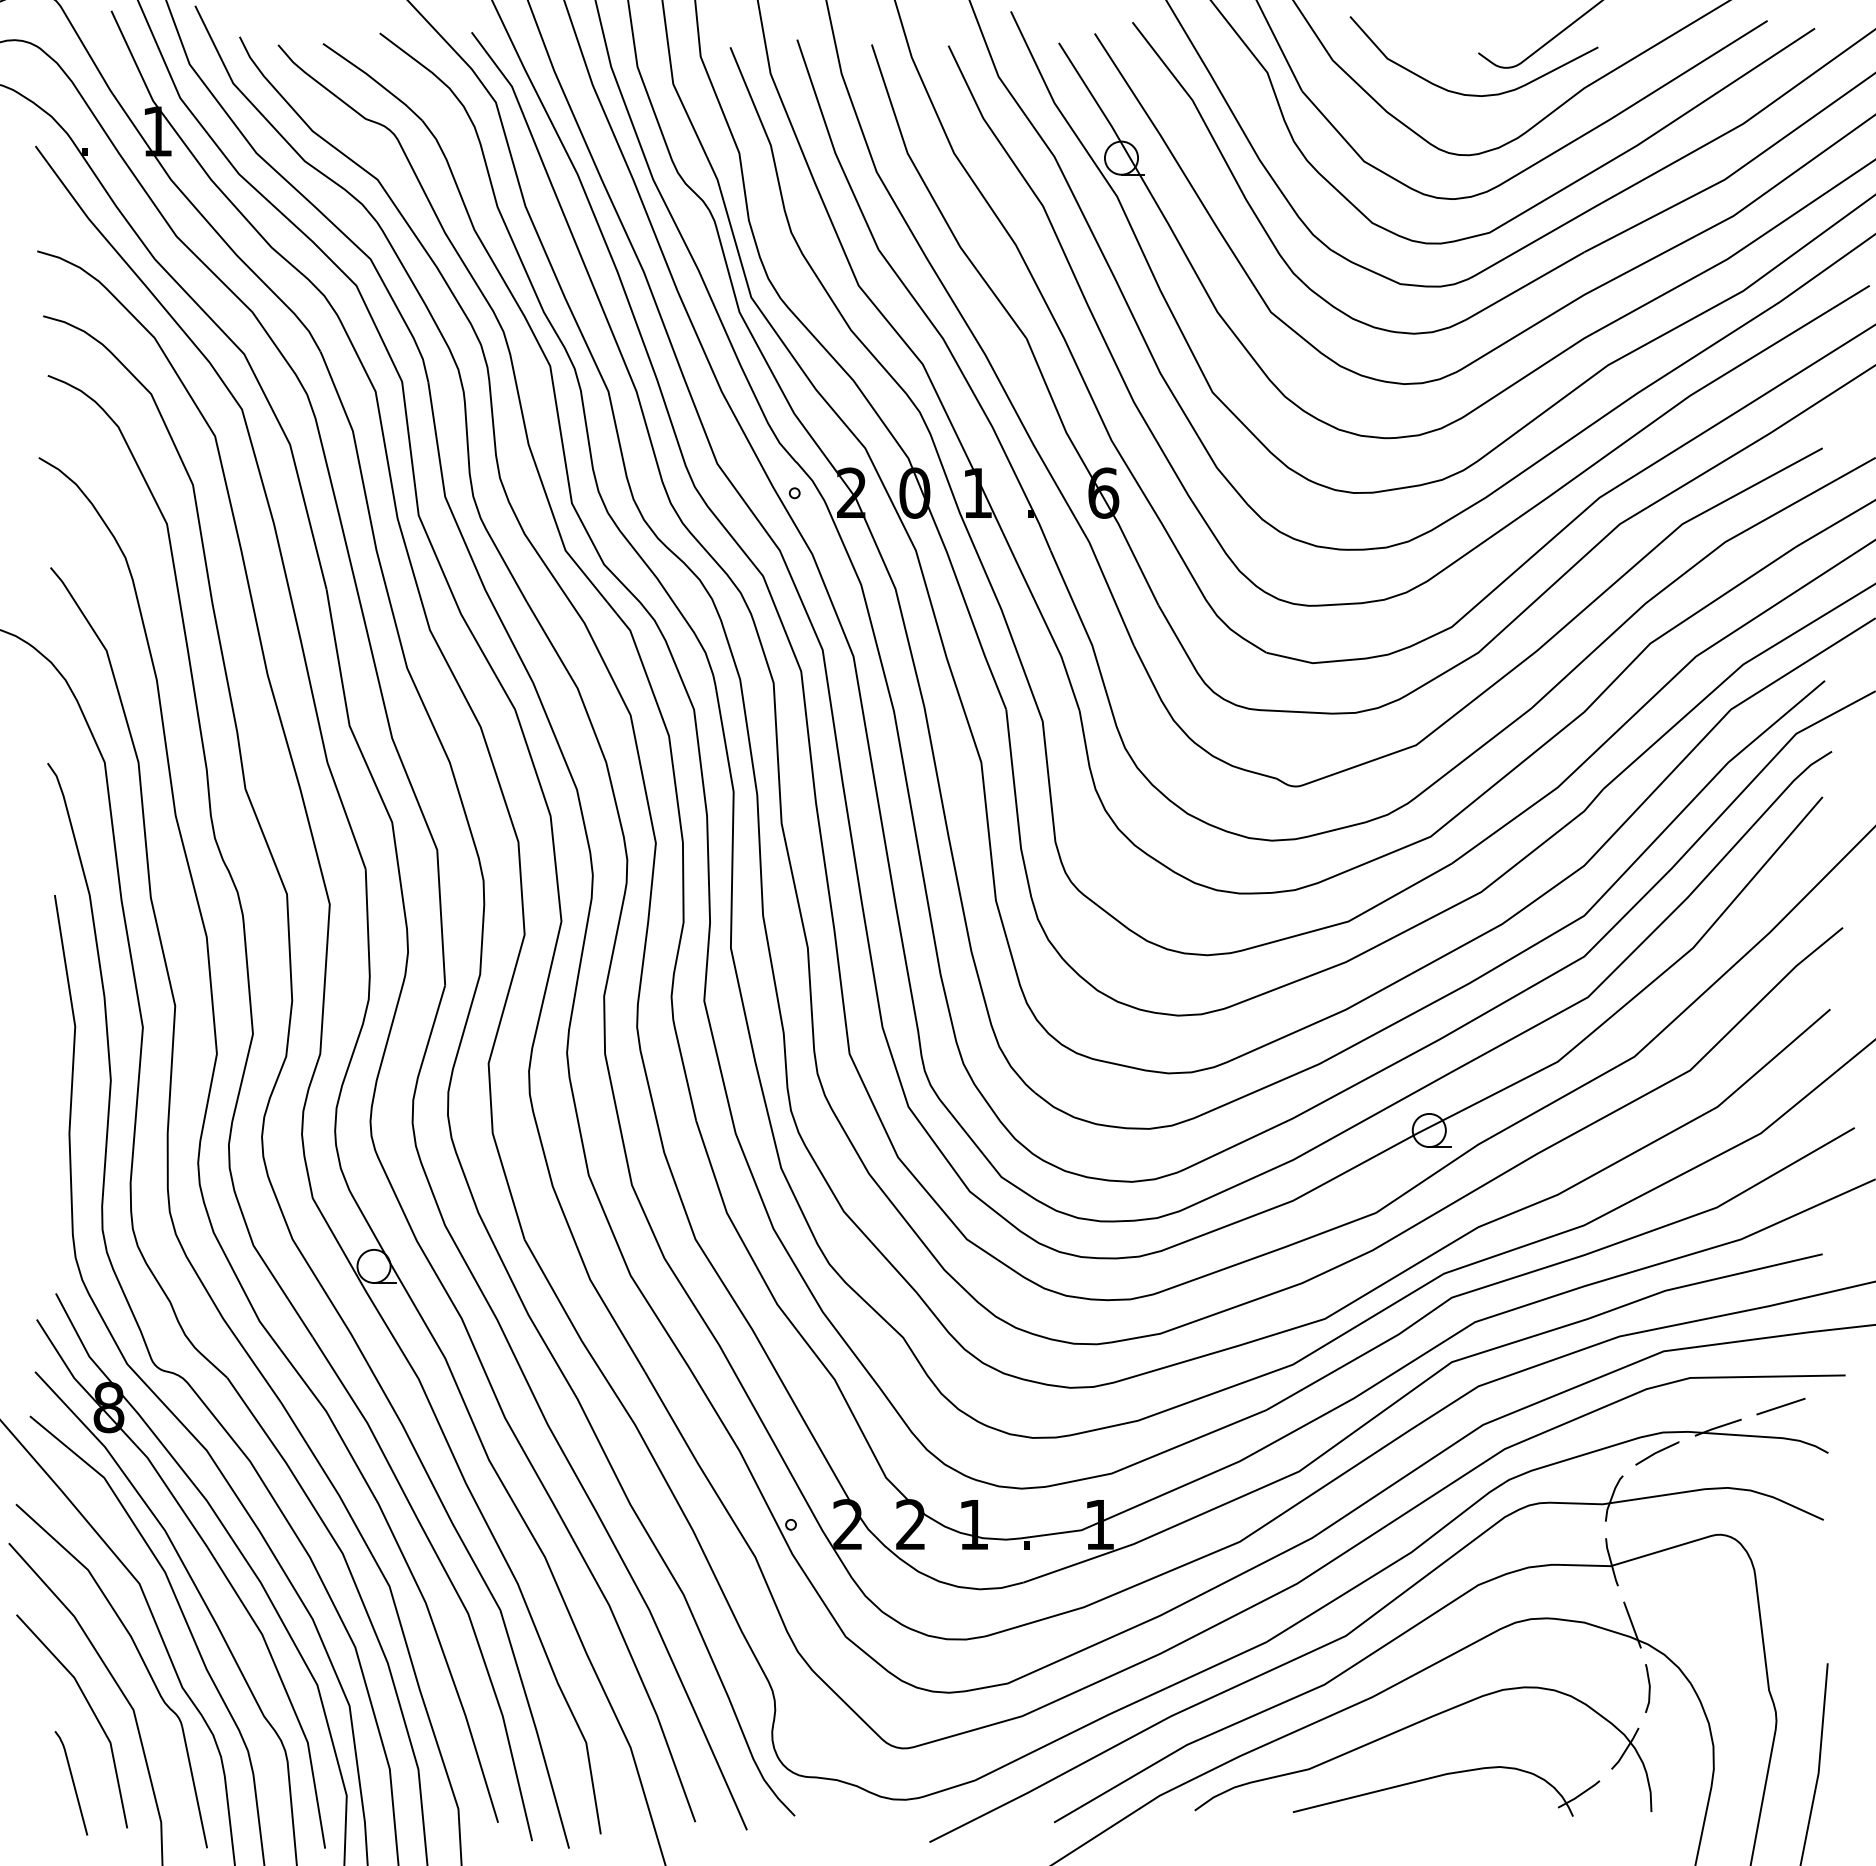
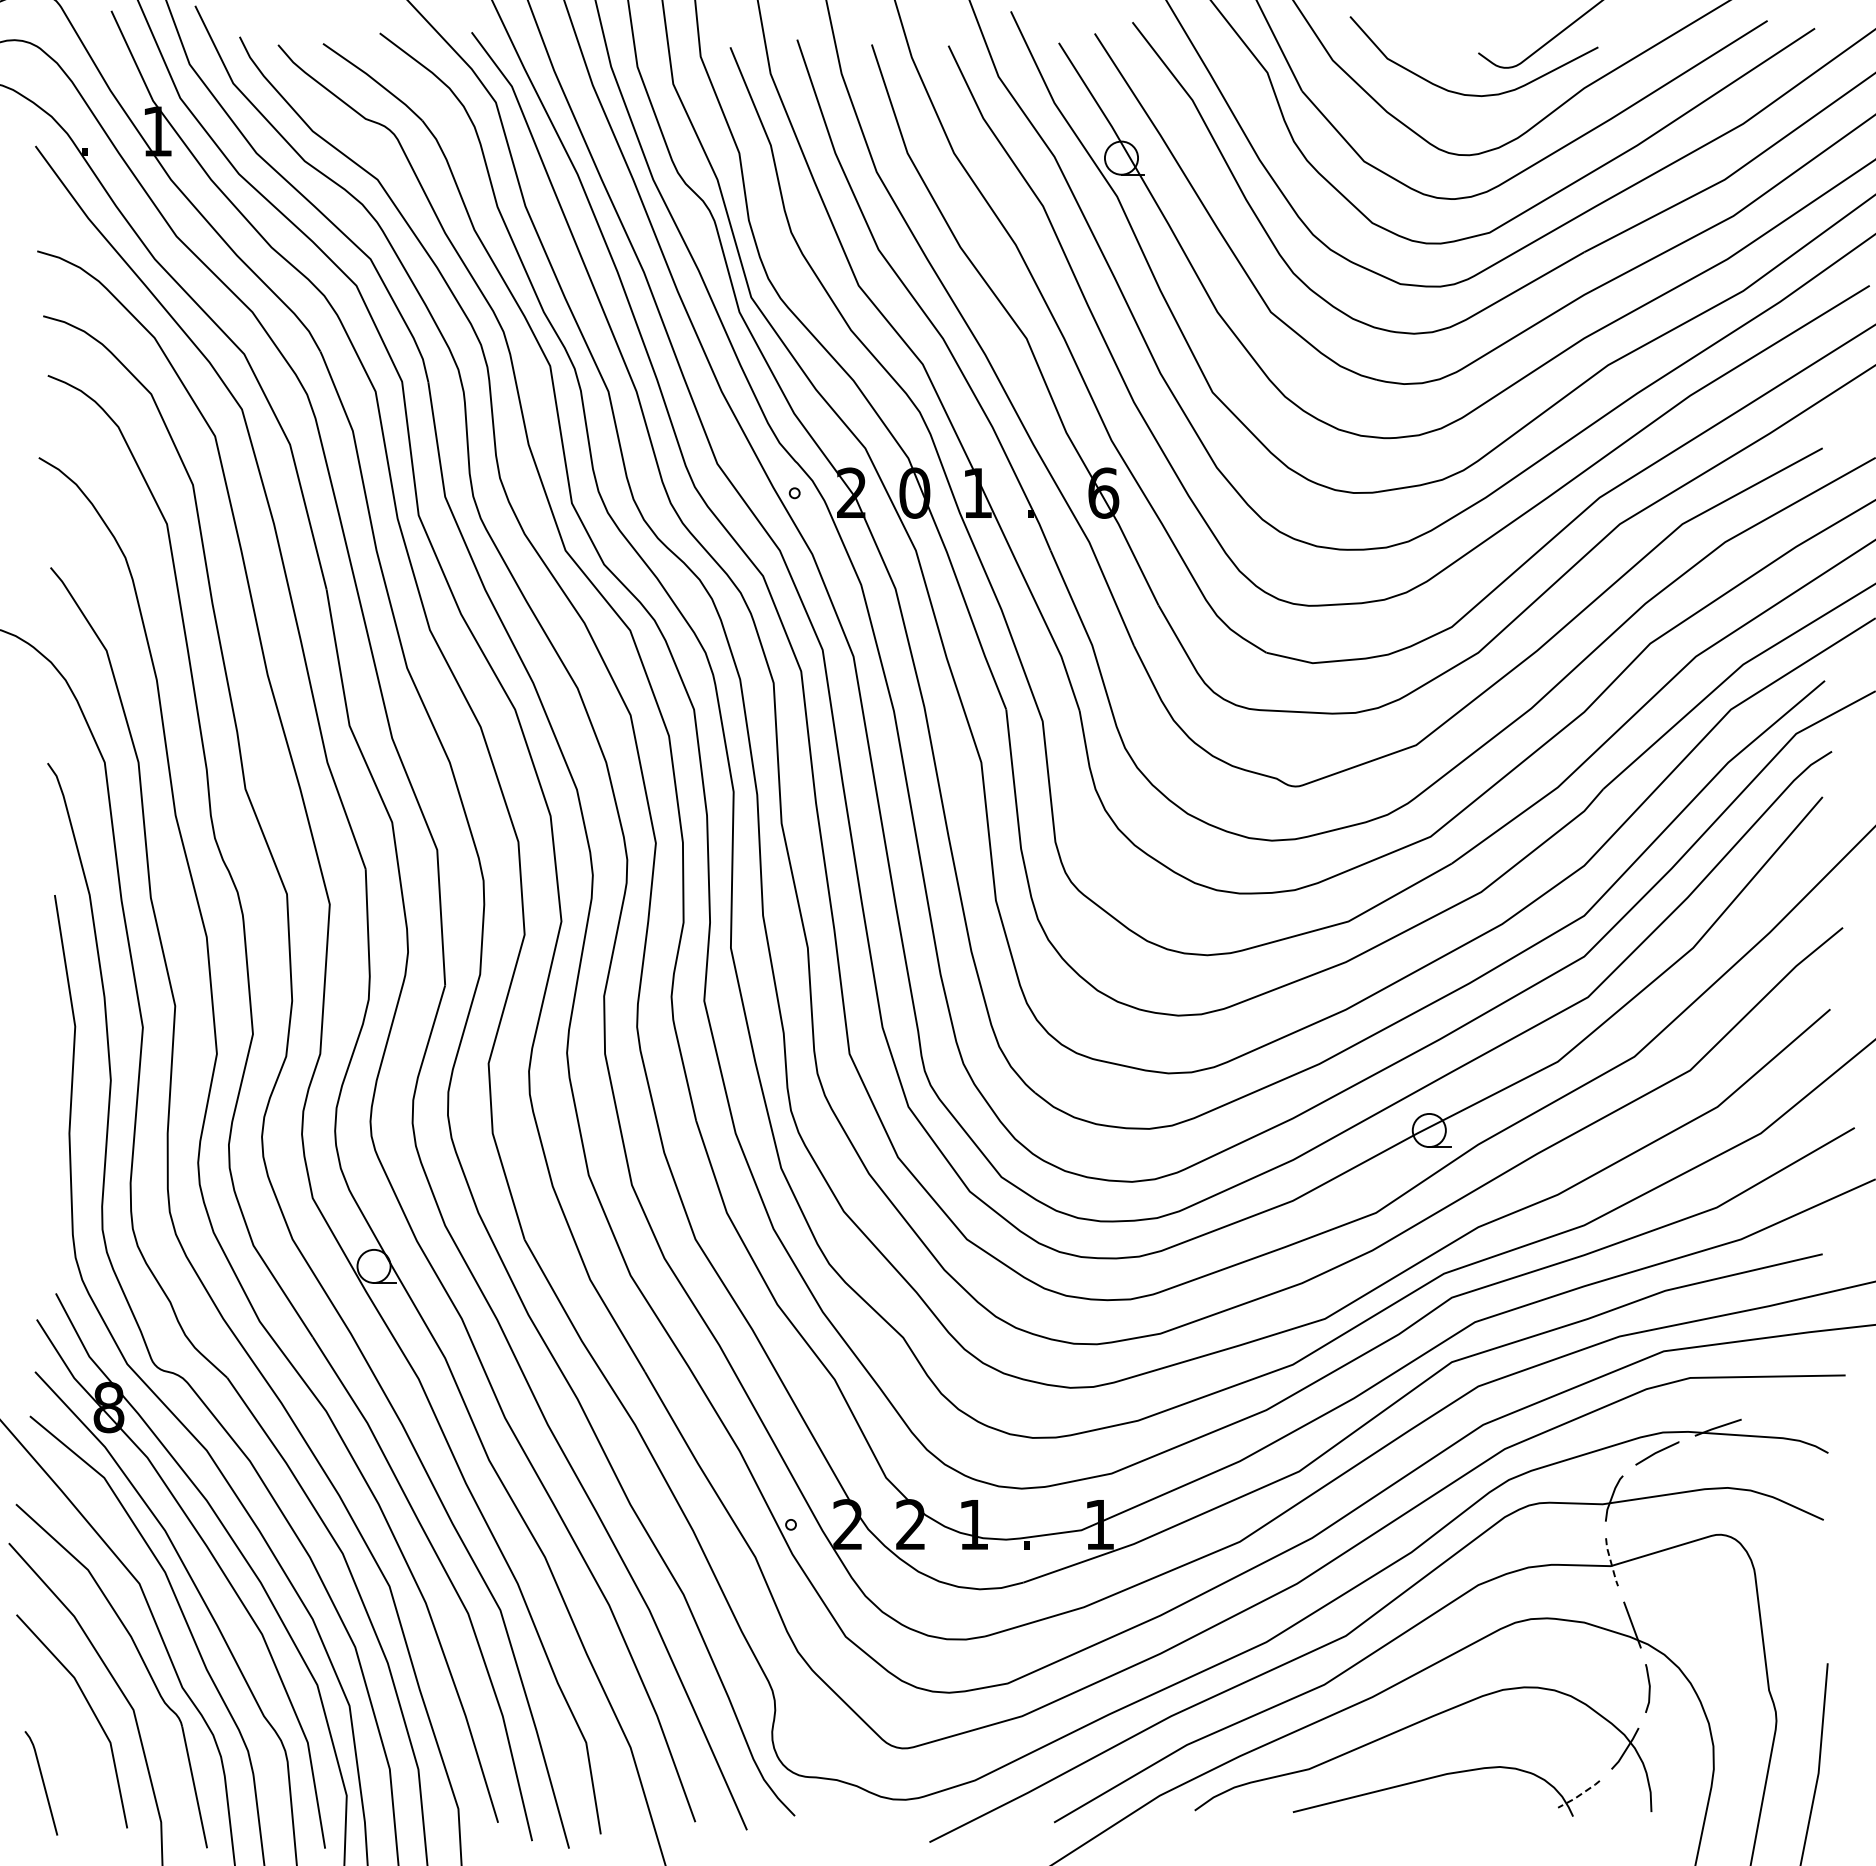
line: present -> none (1780, 1406)
line: solid -> dashed (1611, 1563)
line position: (72, 1783) -> (42, 1783) (42, 1783)
line: solid -> dashed (1579, 1795)
